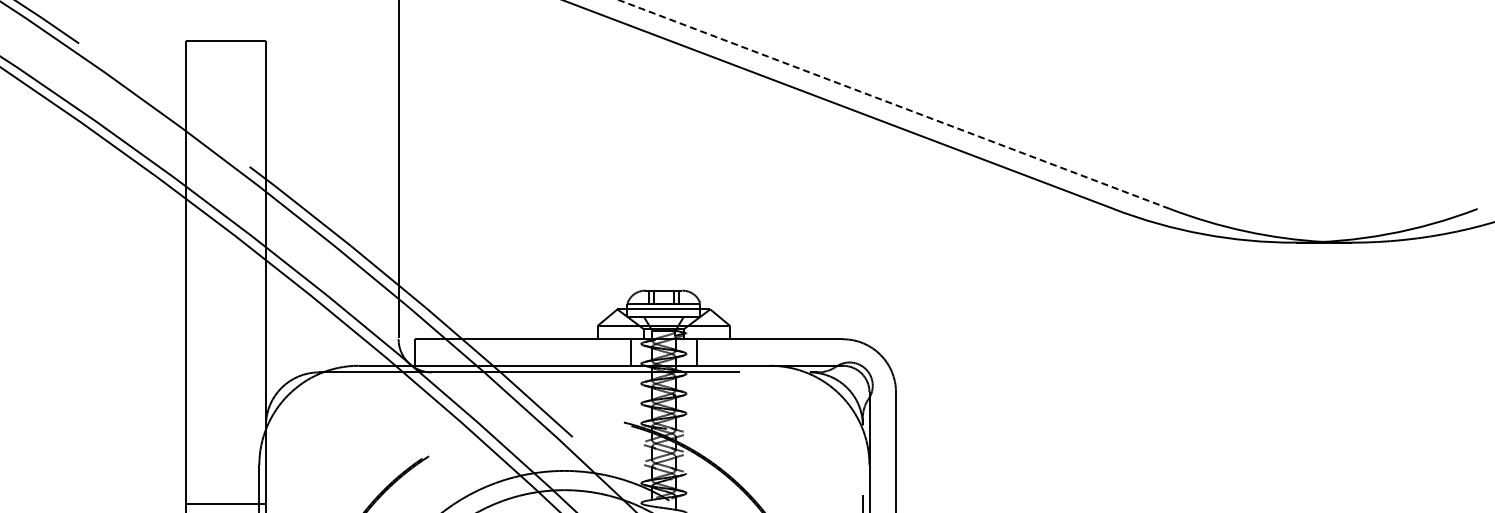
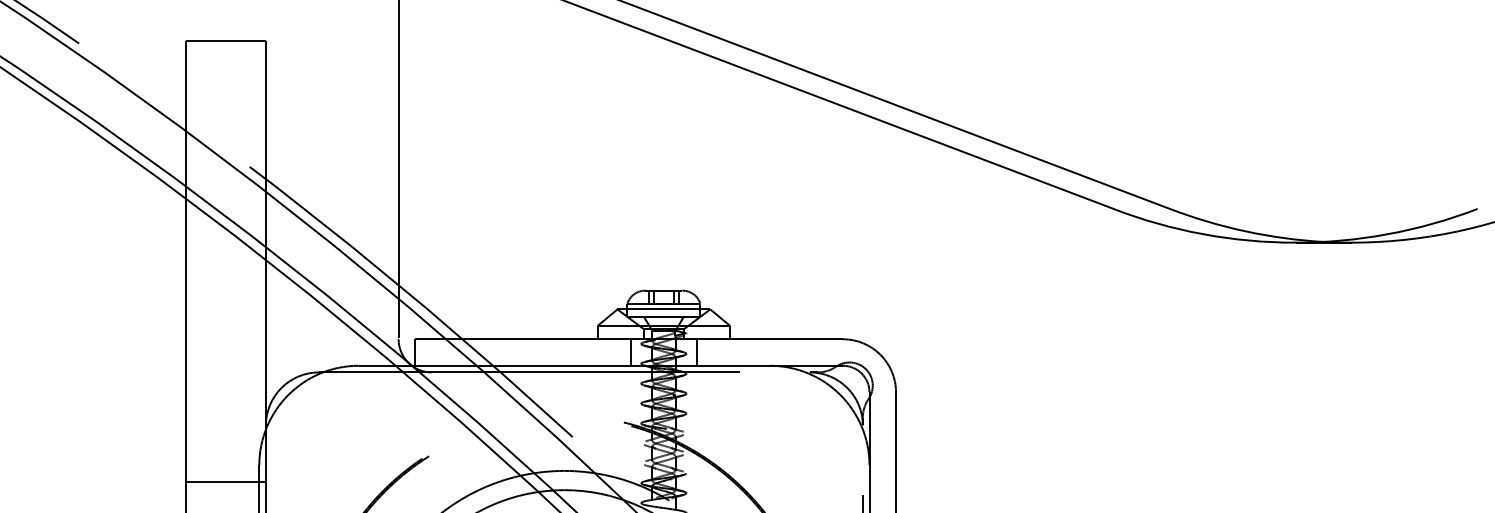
line: dashed -> solid (894, 104)
line position: (225, 503) -> (225, 481) (225, 481)
